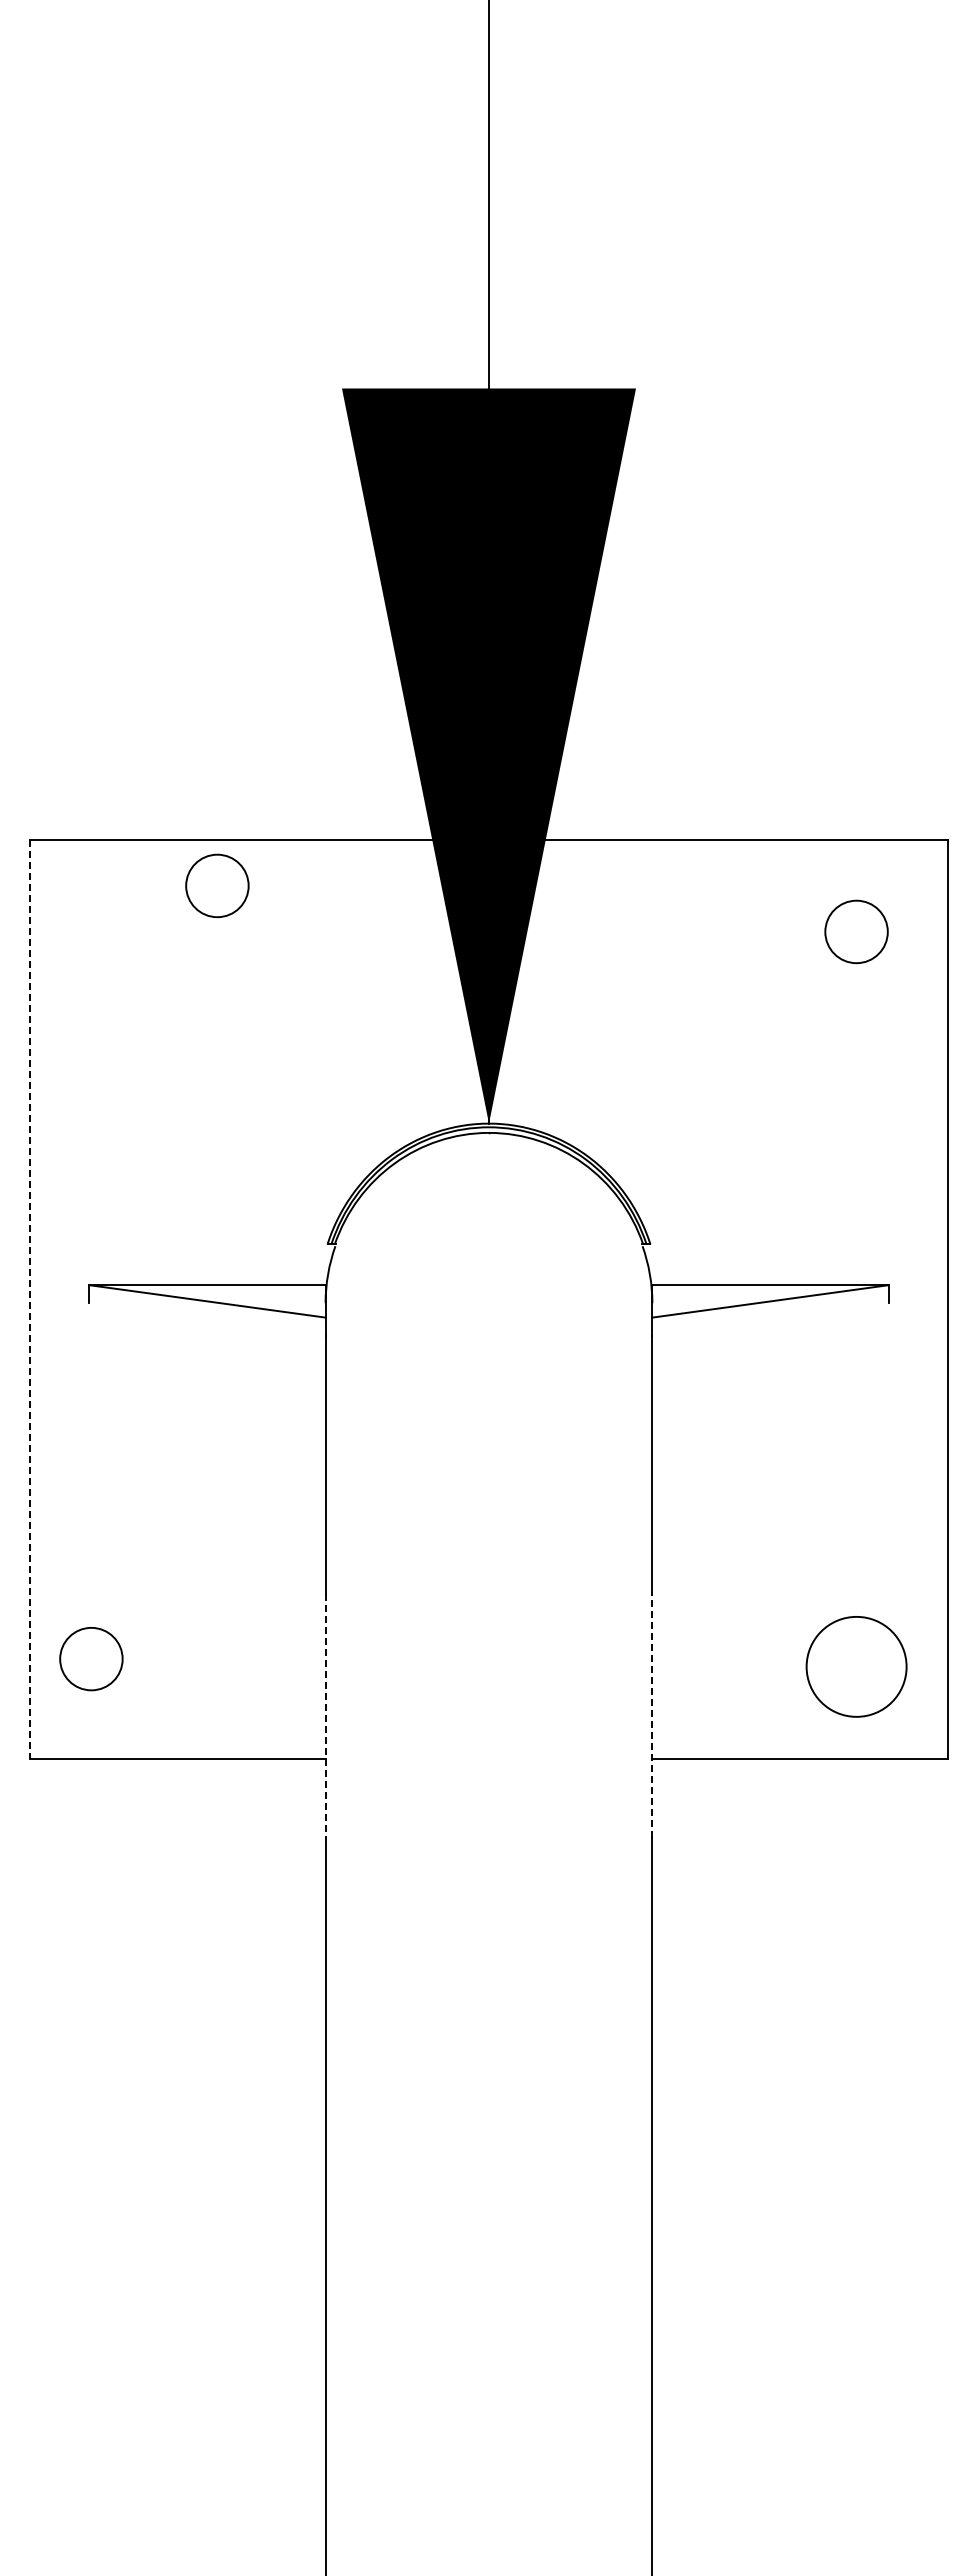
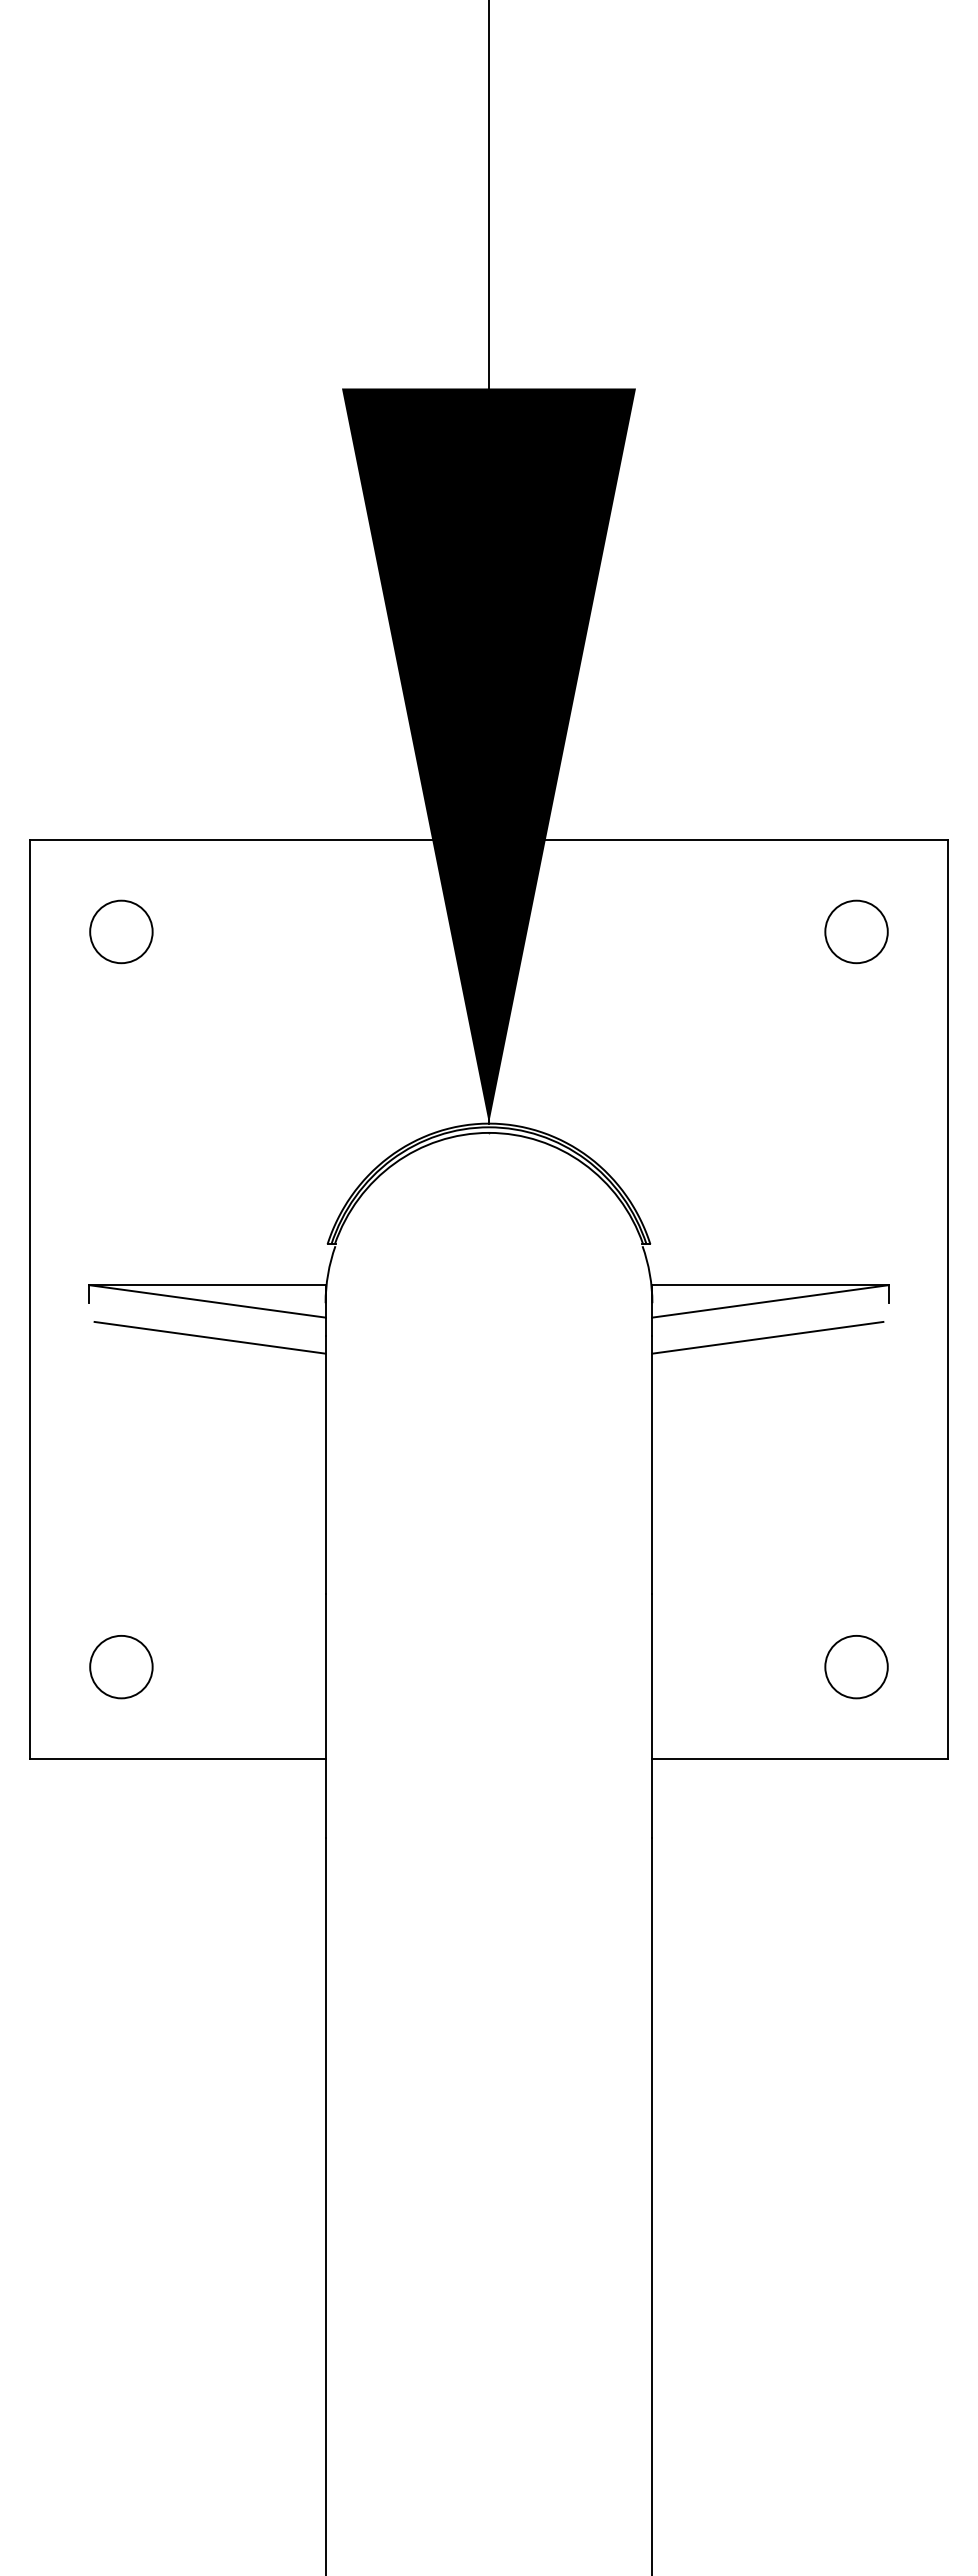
circle position: (217, 885) -> (121, 931) (121, 931)
line: dashed -> solid (29, 1300)
line: none -> present (209, 1337)
line: none -> present (767, 1337)
circle position: (91, 1659) -> (121, 1667) (121, 1667)
circle size: 103x102 px -> 65x65 px (856, 1667)
line: dashed -> solid (652, 1715)
line: dashed -> solid (325, 1716)
